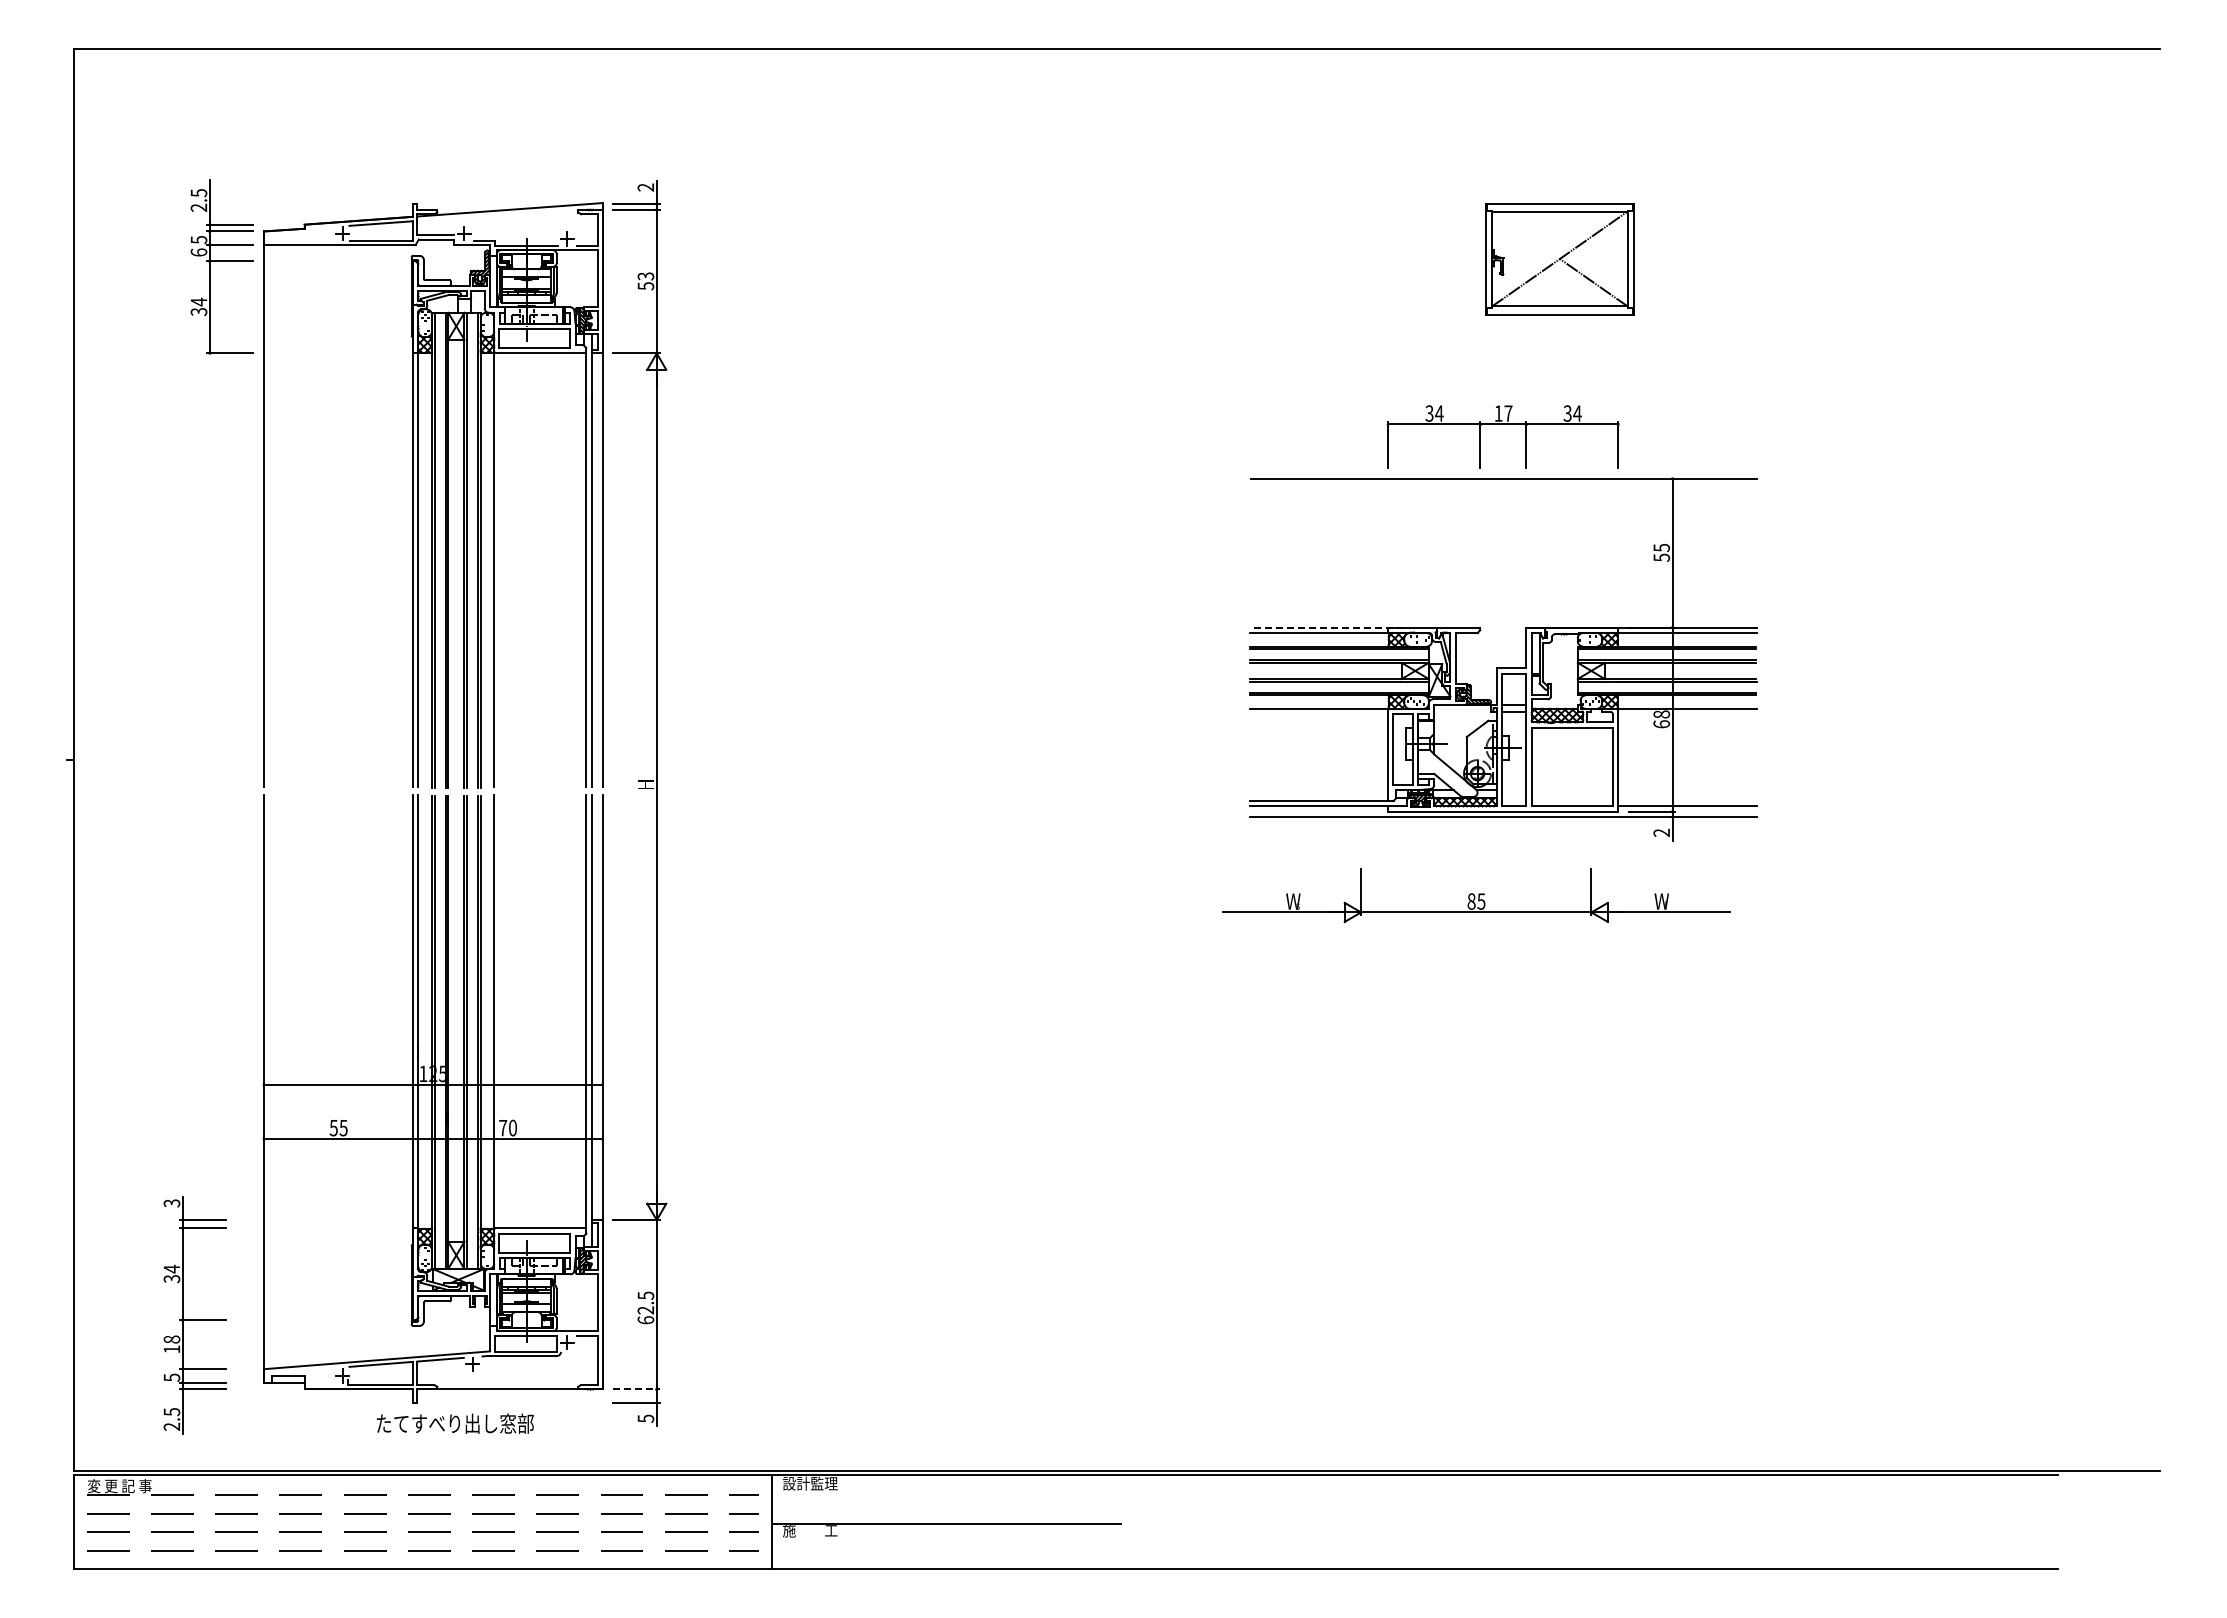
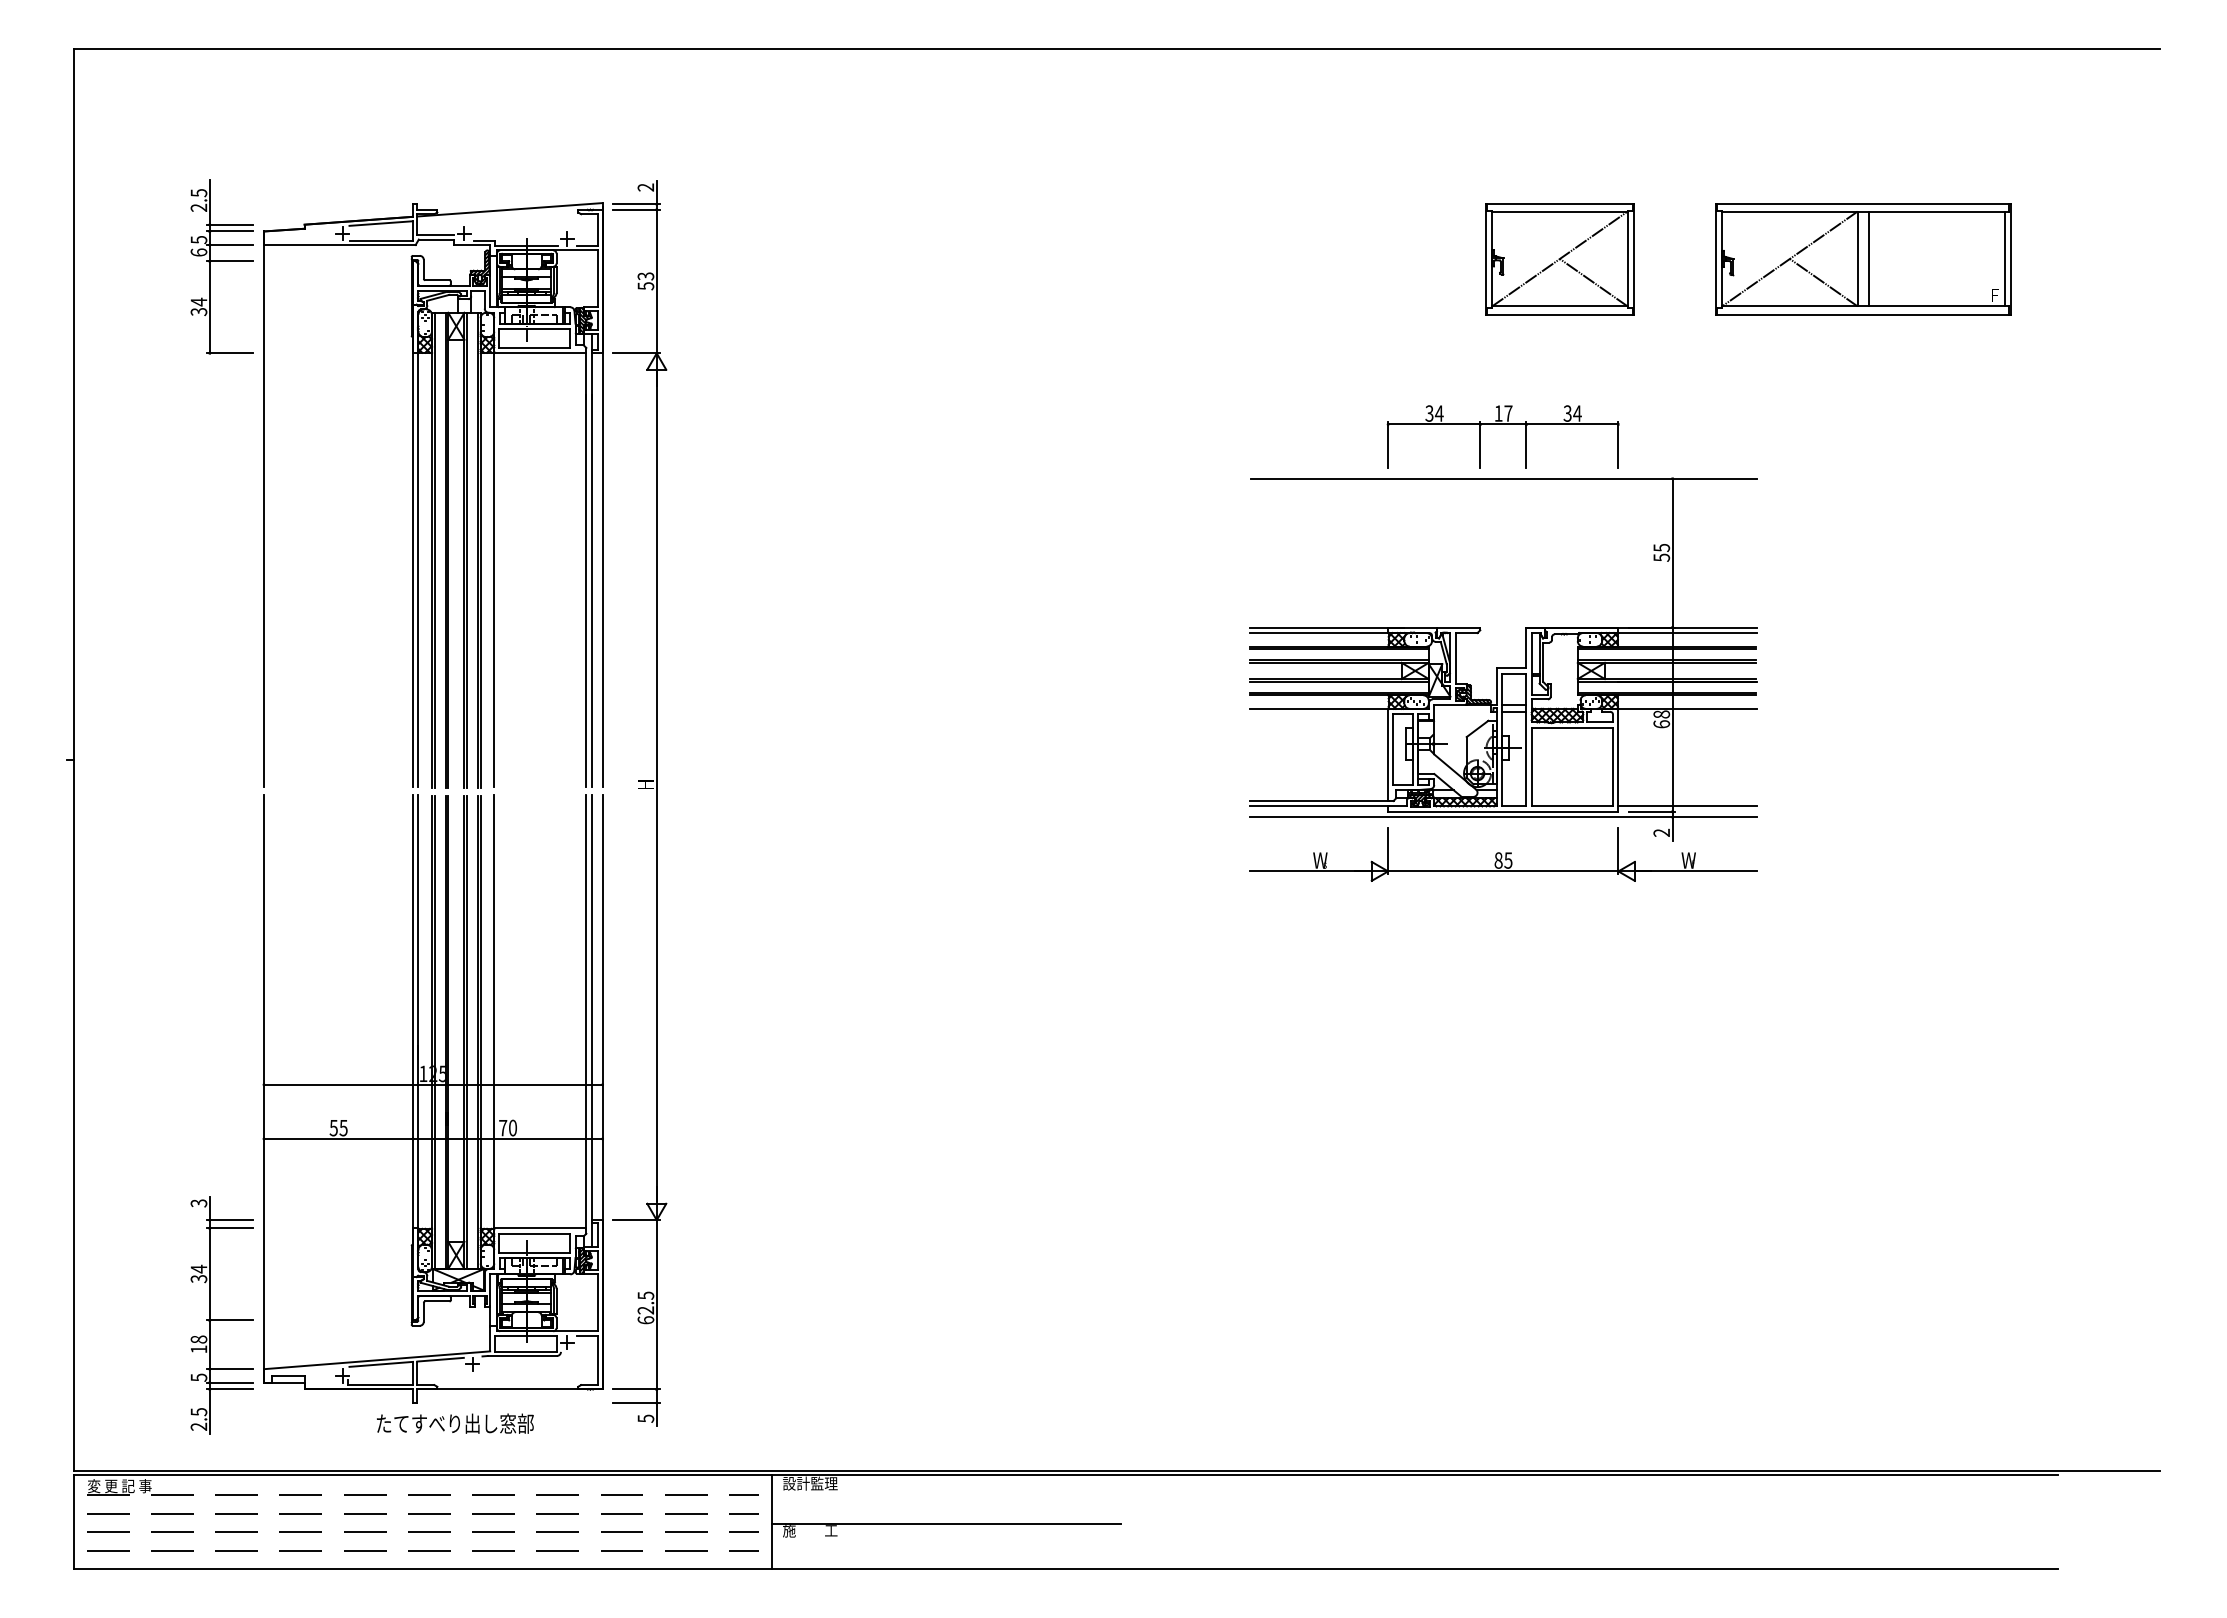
part: none -> present (1863, 259)
line: dashed -> solid (1326, 627)
part position: (1476, 895) -> (1503, 854) (1503, 854)
part position: (194, 1315) -> (221, 1315) (221, 1315)
line: dashed -> solid (636, 1389)
